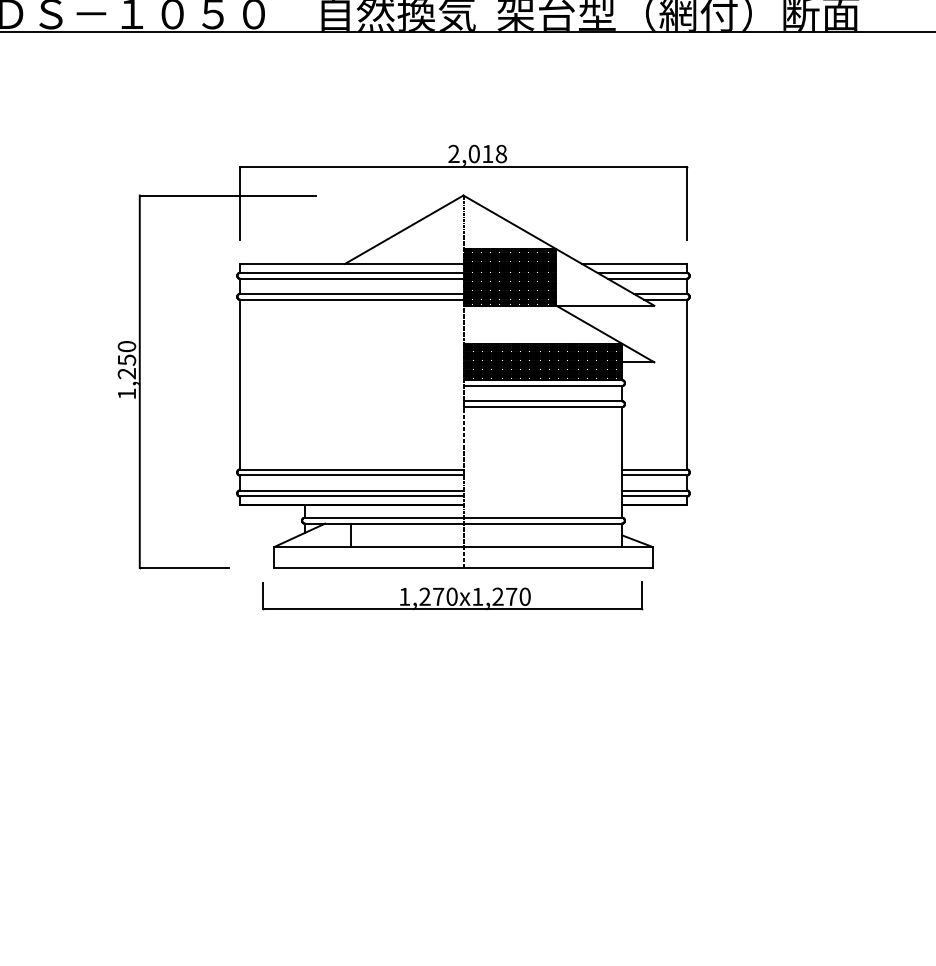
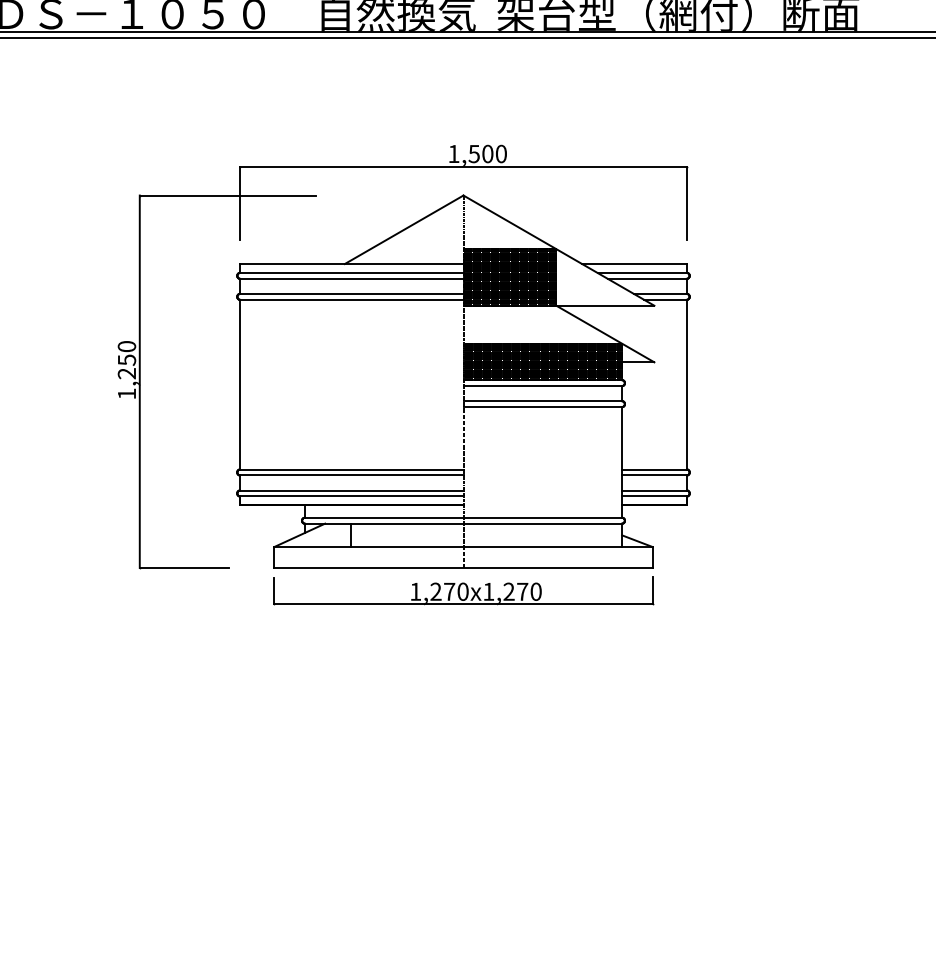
line: none -> present (467, 37)
text: 2,018 -> 1,500 (477, 153)
part position: (452, 595) -> (463, 590) (463, 590)
